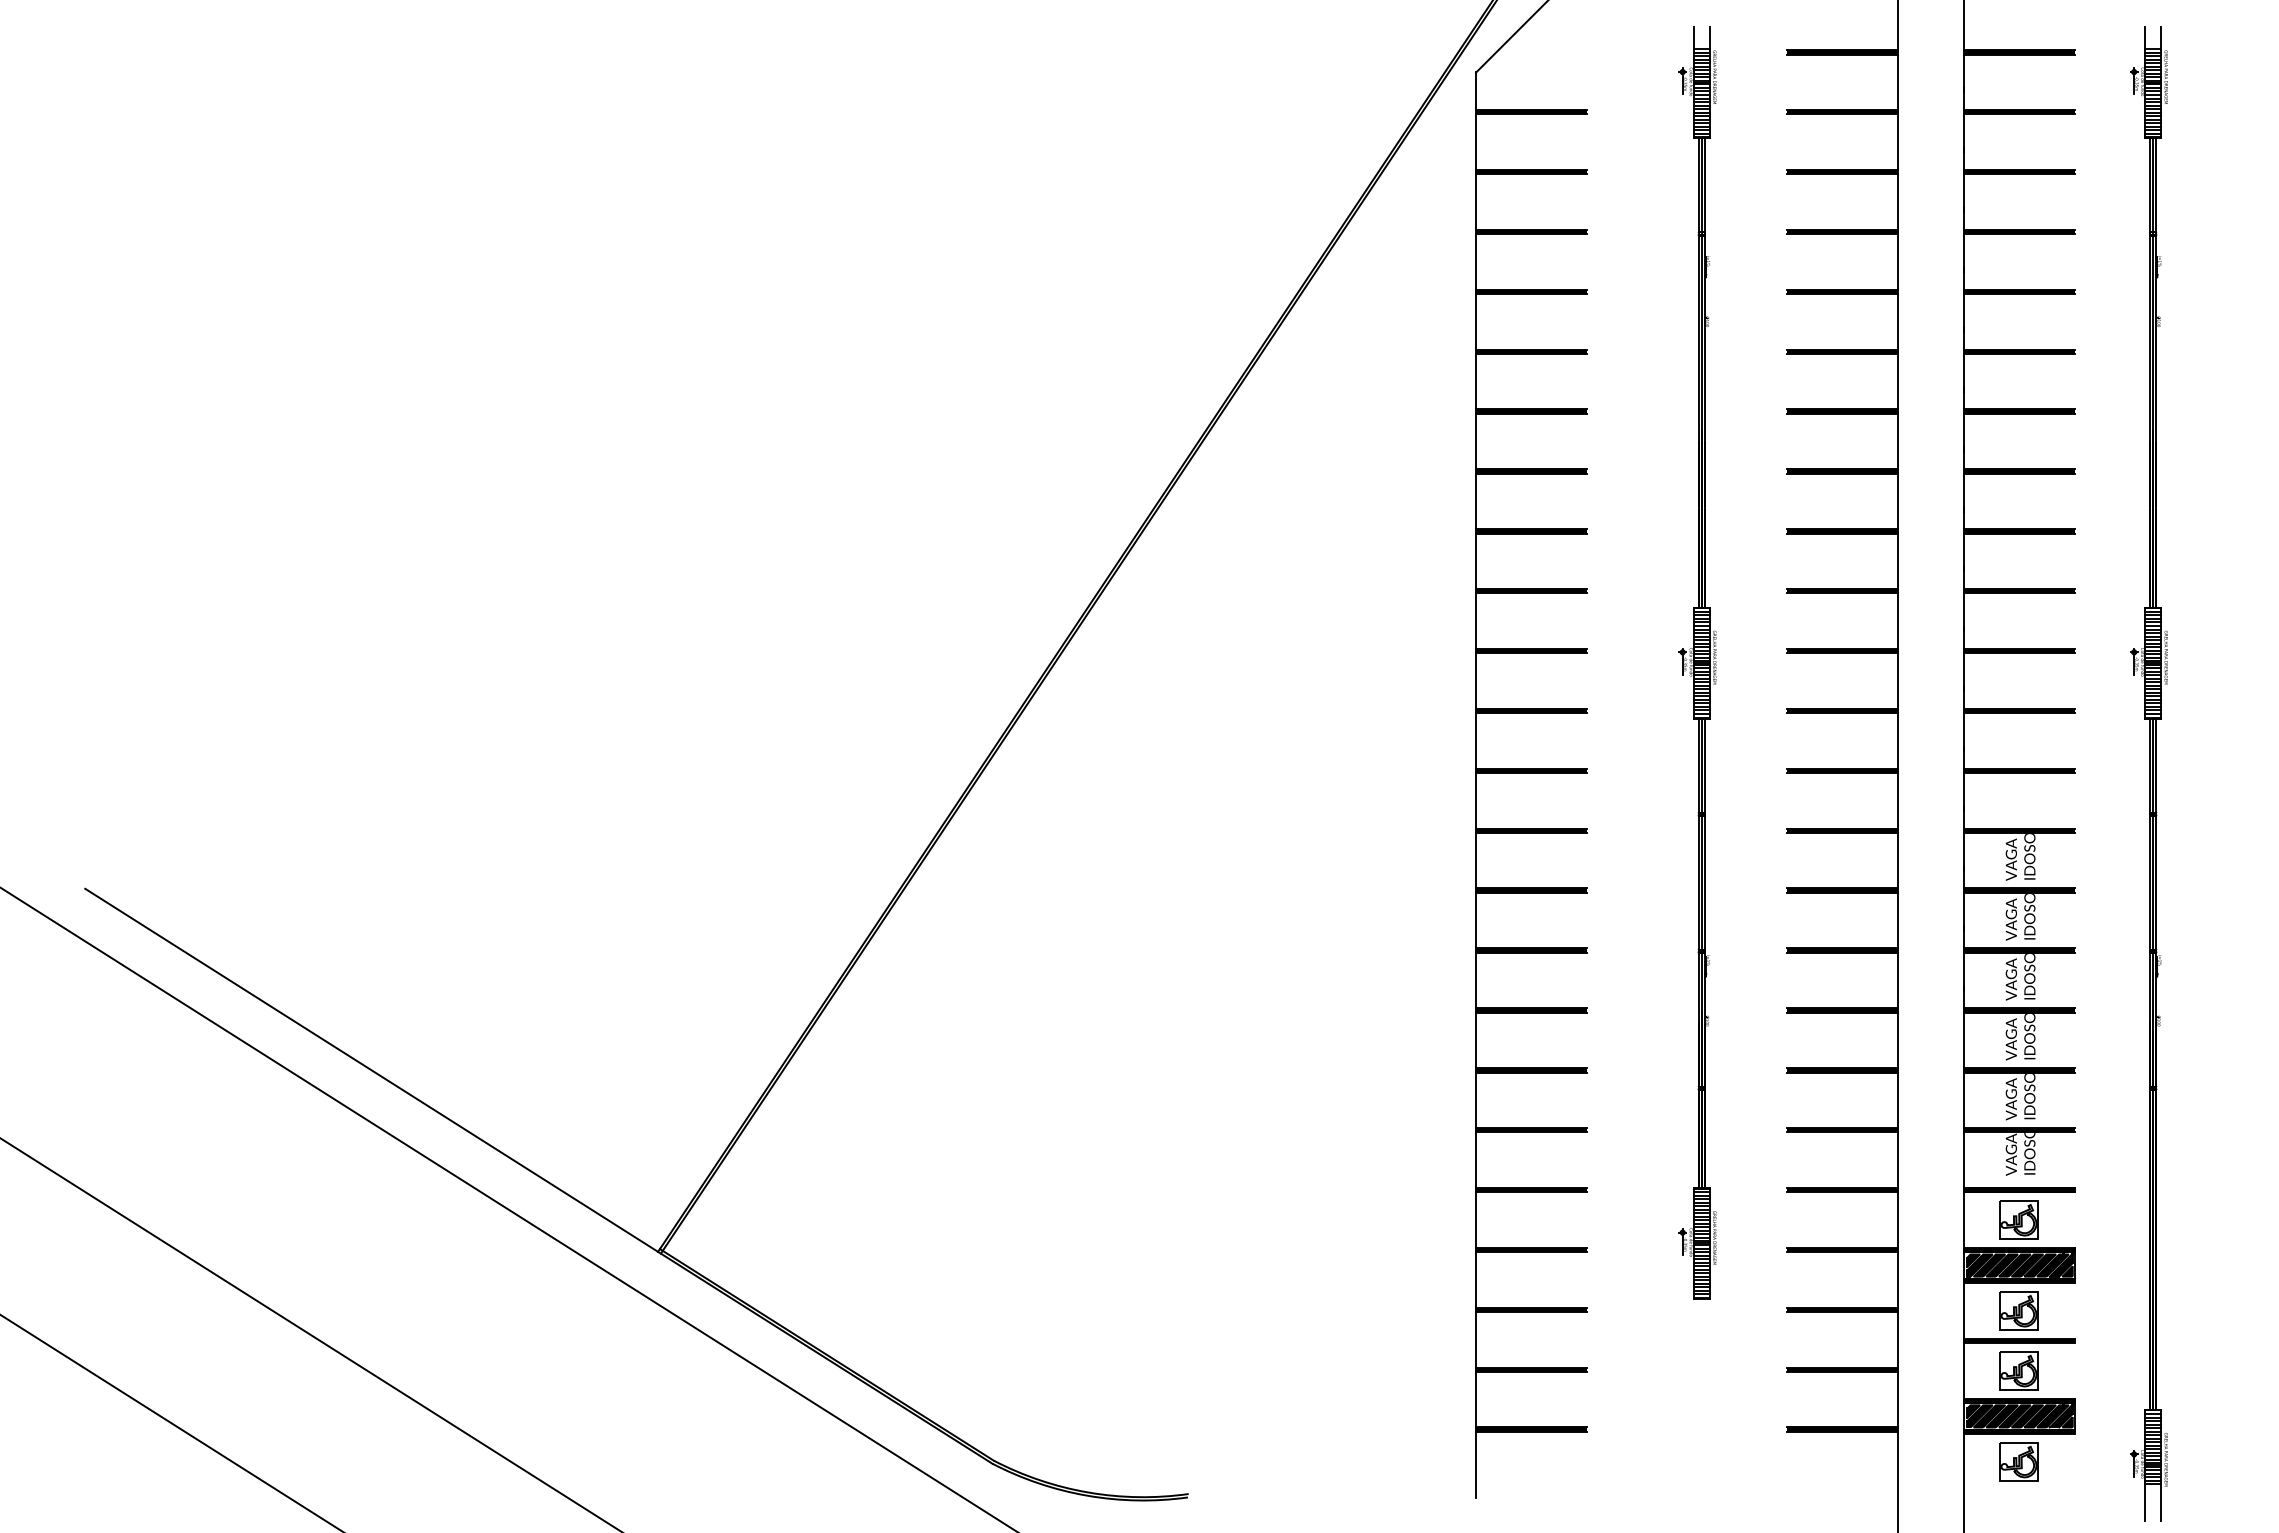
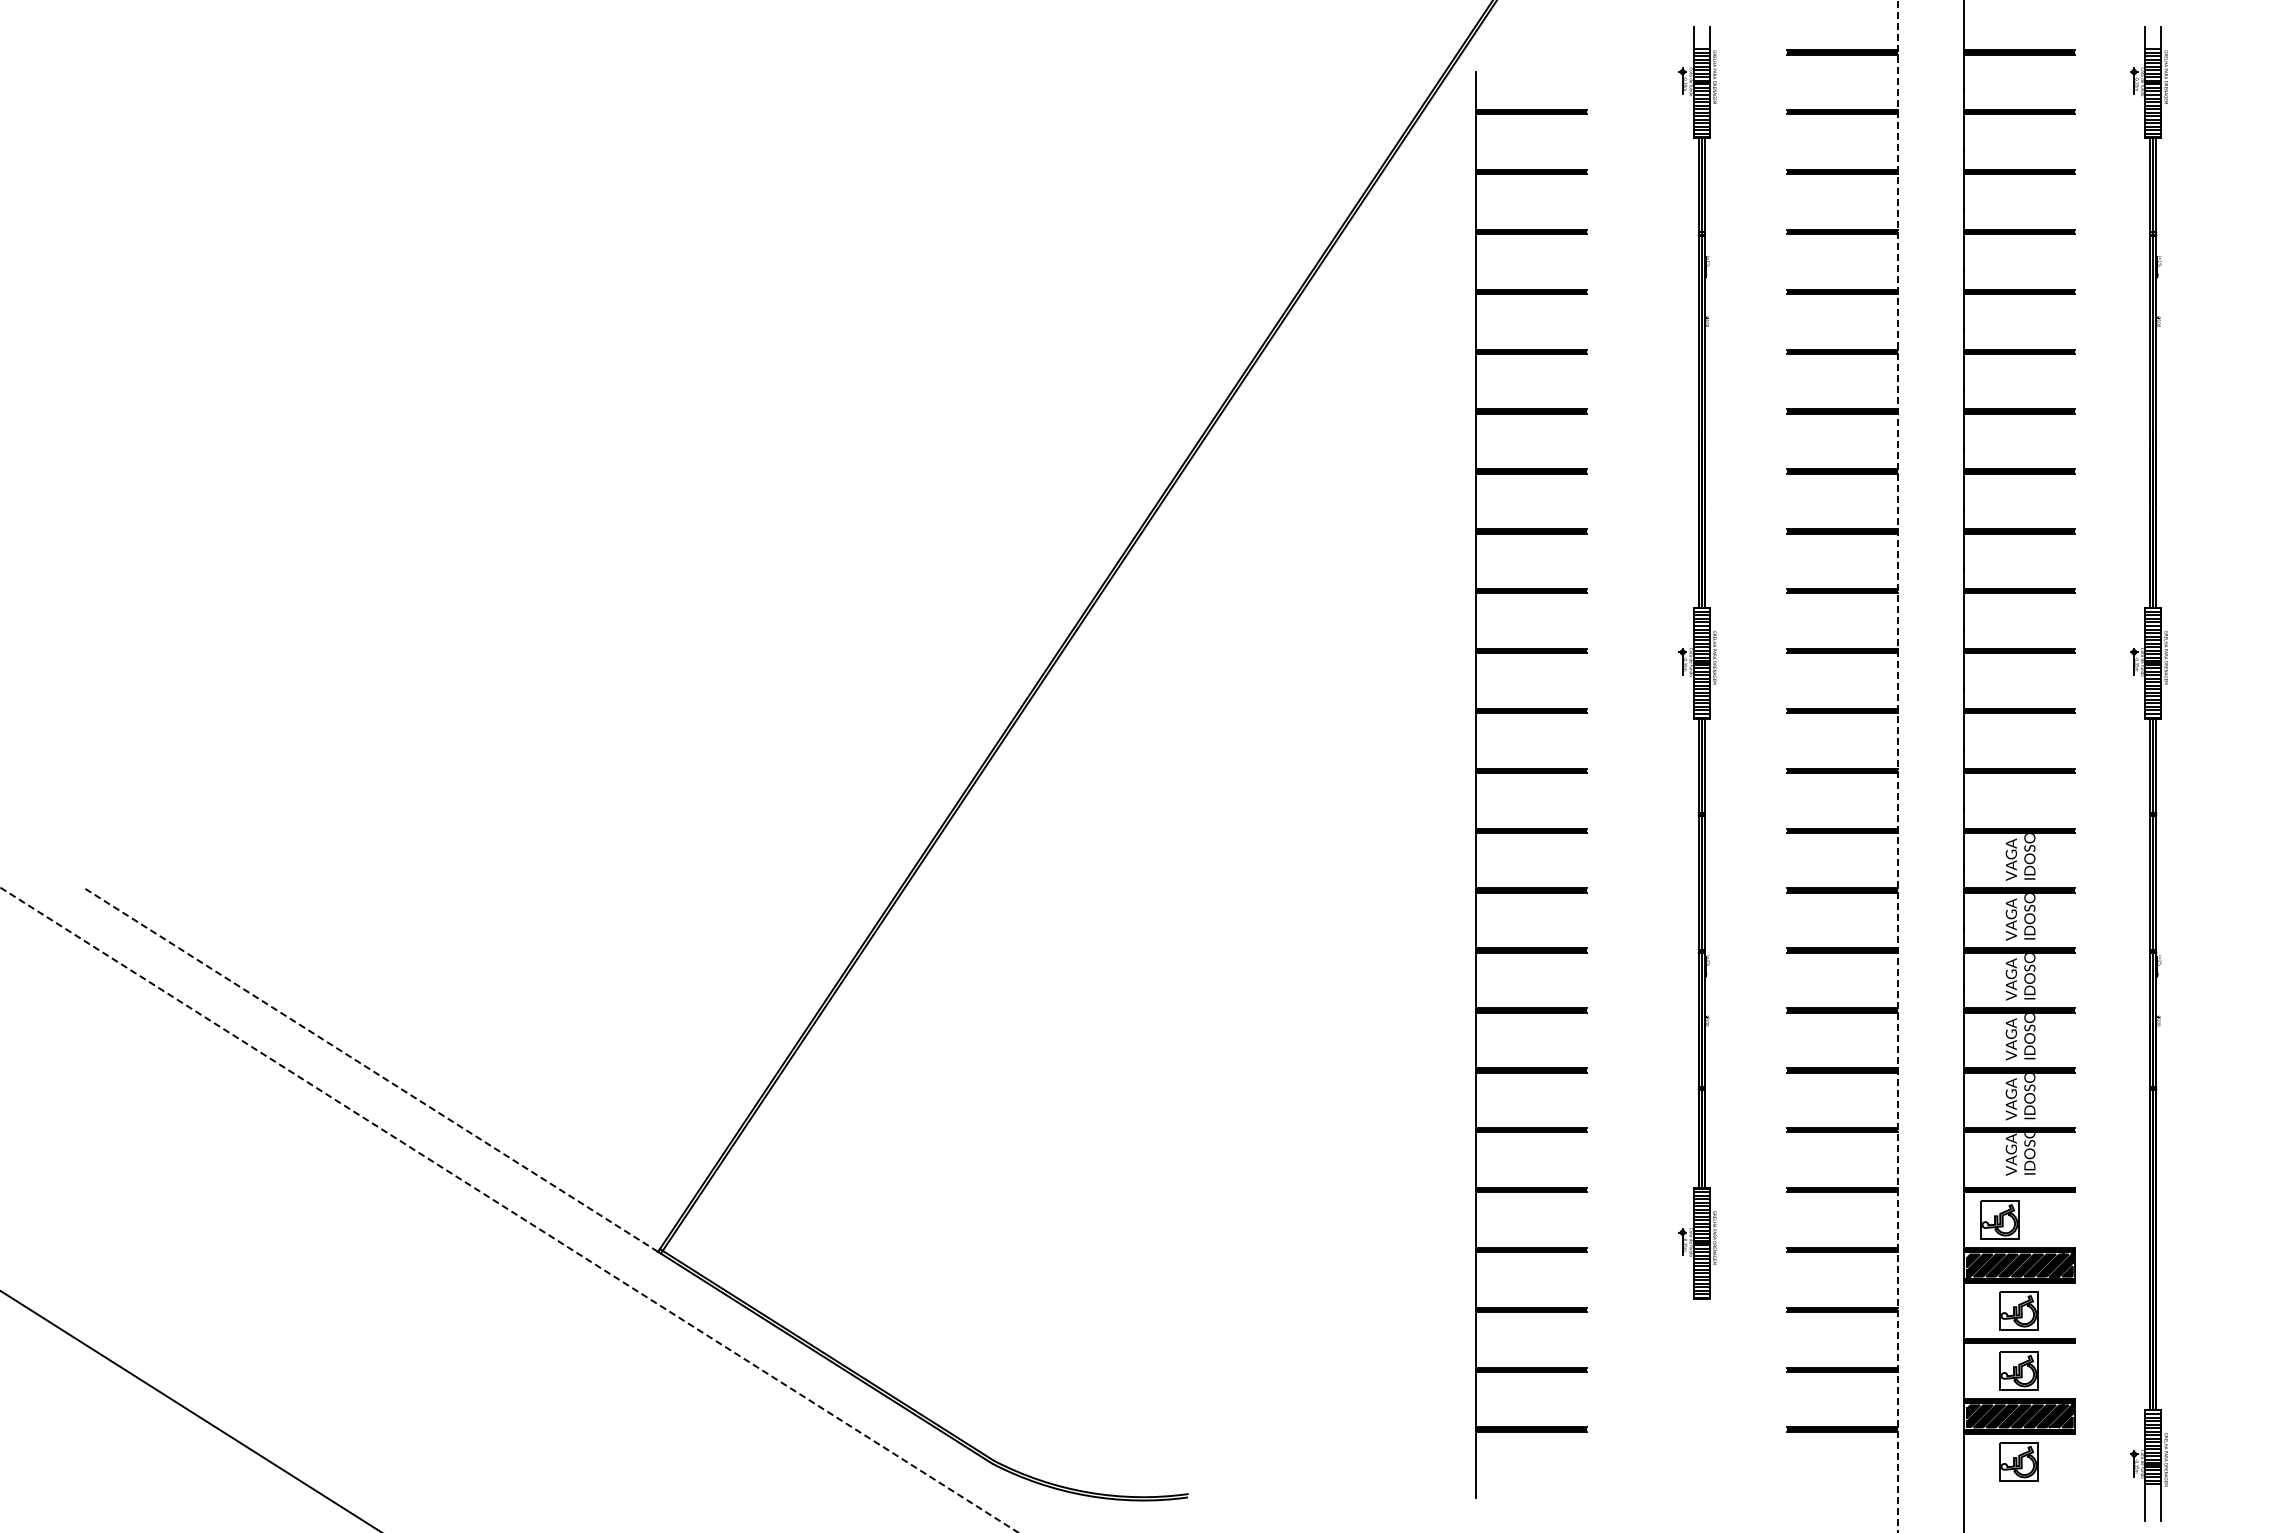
line: present -> none (1511, 37)
line: solid -> dashed (1897, 766)
line: solid -> dashed (371, 1070)
line: solid -> dashed (509, 1210)
part position: (2018, 1219) -> (1999, 1219) (1999, 1219)
line: present -> none (309, 1334)
line position: (170, 1422) -> (189, 1410) (189, 1410)
